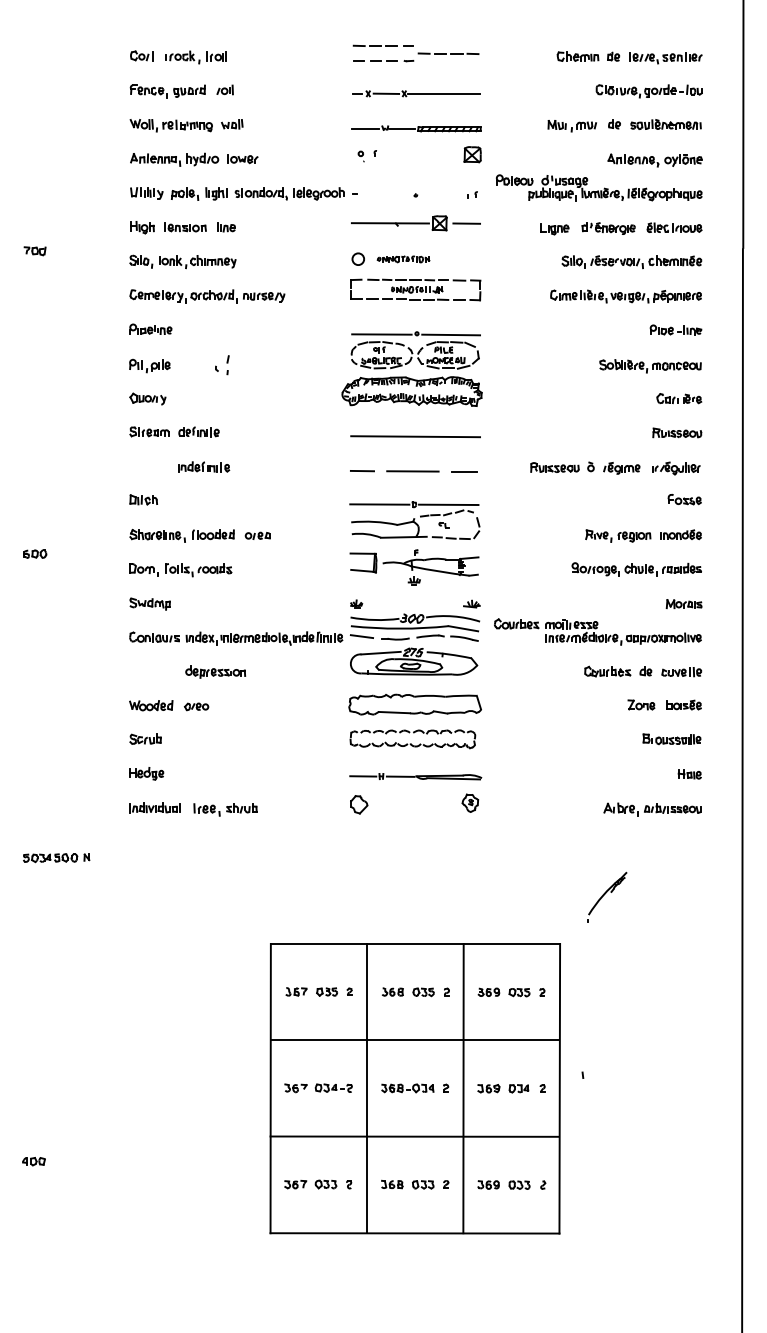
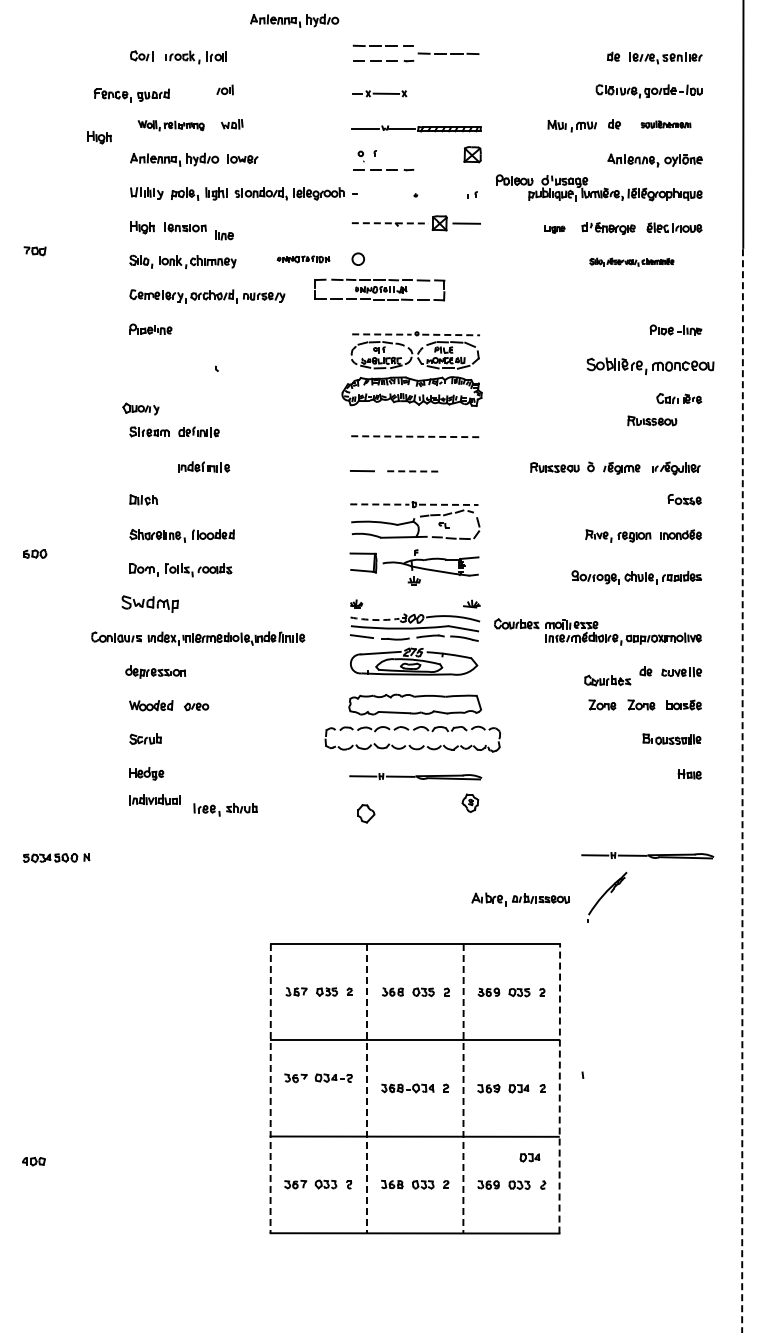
part: none -> present (294, 20)
part: present -> none (577, 56)
part position: (167, 91) -> (131, 95) (131, 95)
line: present -> none (443, 93)
part size: 72x11 px -> 52x9 px (665, 124)
part size: 84x14 px -> 68x12 px (170, 125)
part: none -> present (99, 137)
part: none -> present (383, 170)
line: solid -> dashed (390, 223)
part position: (226, 227) -> (224, 235) (224, 235)
part size: 30x13 px -> 22x9 px (554, 229)
part position: (403, 259) -> (303, 259) (303, 259)
part size: 142x15 px -> 86x10 px (631, 261)
part position: (415, 289) -> (379, 289) (379, 289)
part: present -> none (625, 296)
line: solid -> dashed (381, 334)
line: solid -> dashed (451, 335)
part: present -> none (149, 365)
part: present -> none (227, 365)
part size: 103x15 px -> 129x18 px (650, 365)
part position: (147, 398) -> (140, 408) (140, 408)
part position: (677, 432) -> (652, 420) (652, 420)
line: solid -> dashed (416, 436)
line: solid -> dashed (412, 471)
line: present -> none (464, 471)
line: solid -> dashed (379, 504)
line: solid -> dashed (448, 504)
part: present -> none (257, 535)
part position: (636, 569) -> (636, 577) (636, 577)
part size: 42x14 px -> 58x18 px (149, 603)
part: present -> none (683, 604)
arc: solid -> dashed (374, 620)
part position: (236, 638) -> (198, 638) (198, 638)
part position: (215, 671) -> (155, 671) (155, 671)
part position: (607, 671) -> (607, 680) (607, 680)
part: none -> present (602, 704)
part size: 128x21 px -> 177x28 px (412, 738)
line: solid -> dashed (742, 791)
part position: (359, 804) -> (366, 813) (366, 813)
part position: (154, 807) -> (154, 799) (154, 799)
part position: (652, 809) -> (520, 899) (520, 899)
part: none -> present (647, 855)
line: solid -> dashed (270, 1088)
part position: (318, 1088) -> (318, 1078) (318, 1078)
line: solid -> dashed (366, 1088)
line: solid -> dashed (463, 1088)
line: solid -> dashed (559, 1088)
part: none -> present (529, 1157)
